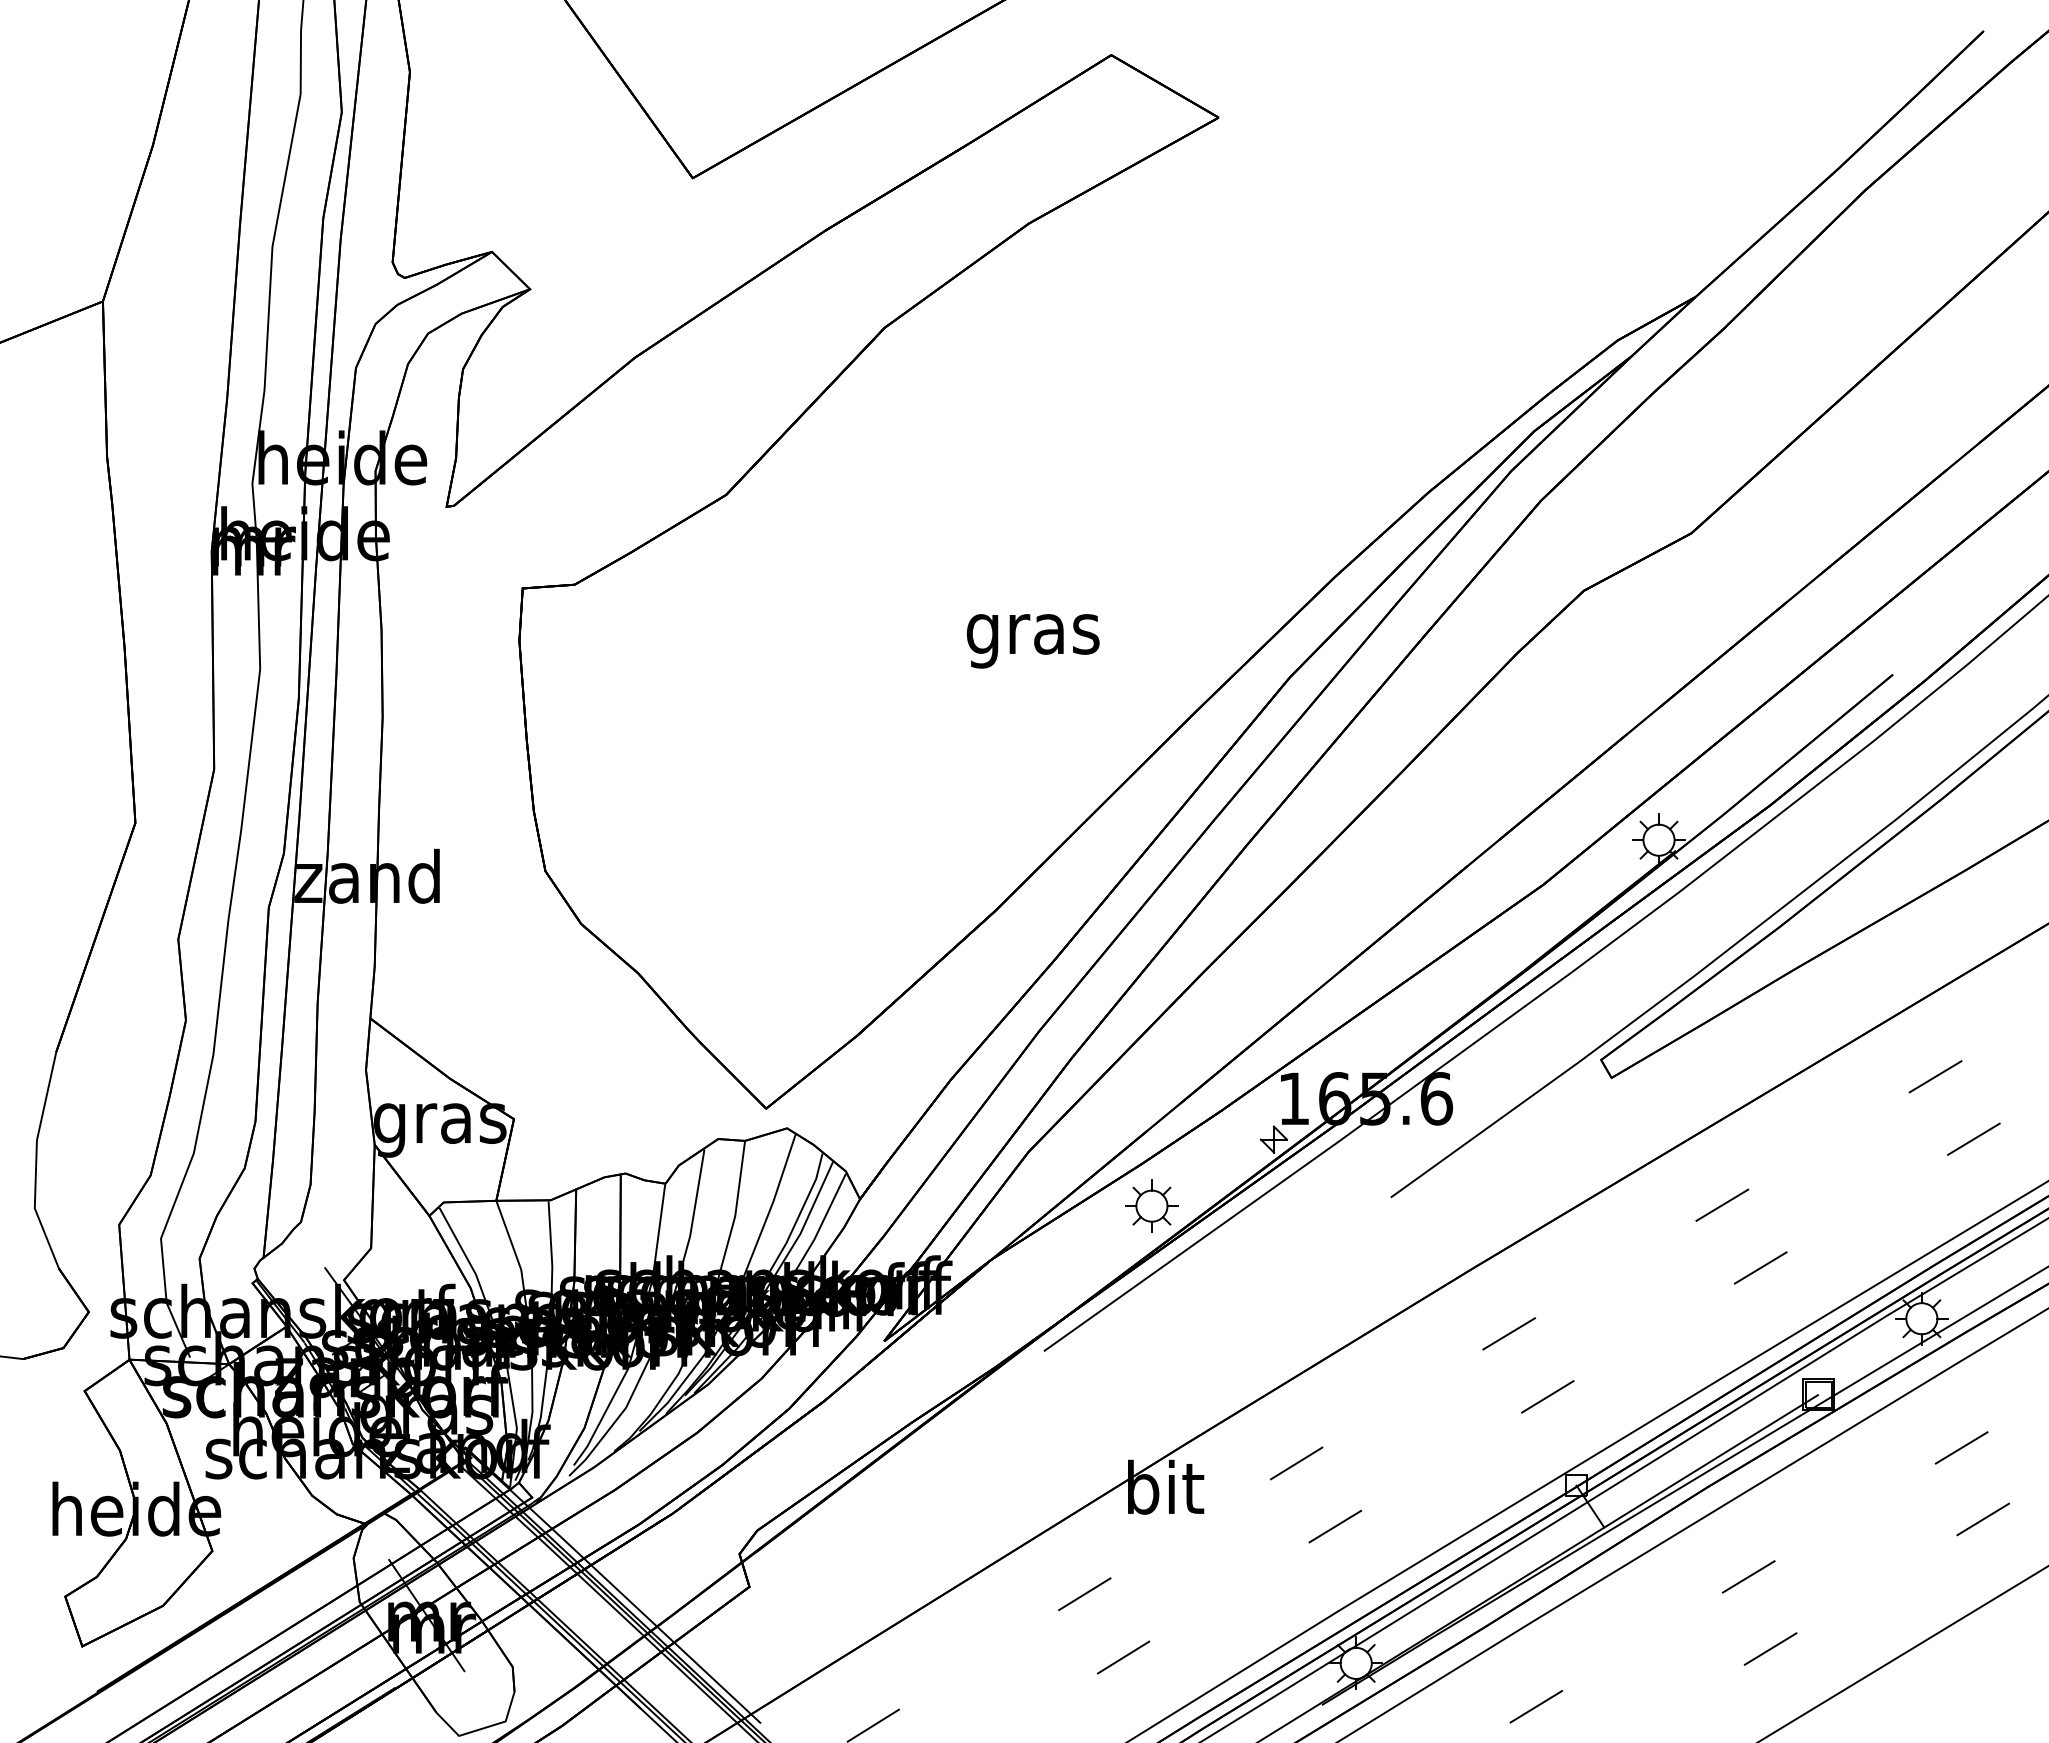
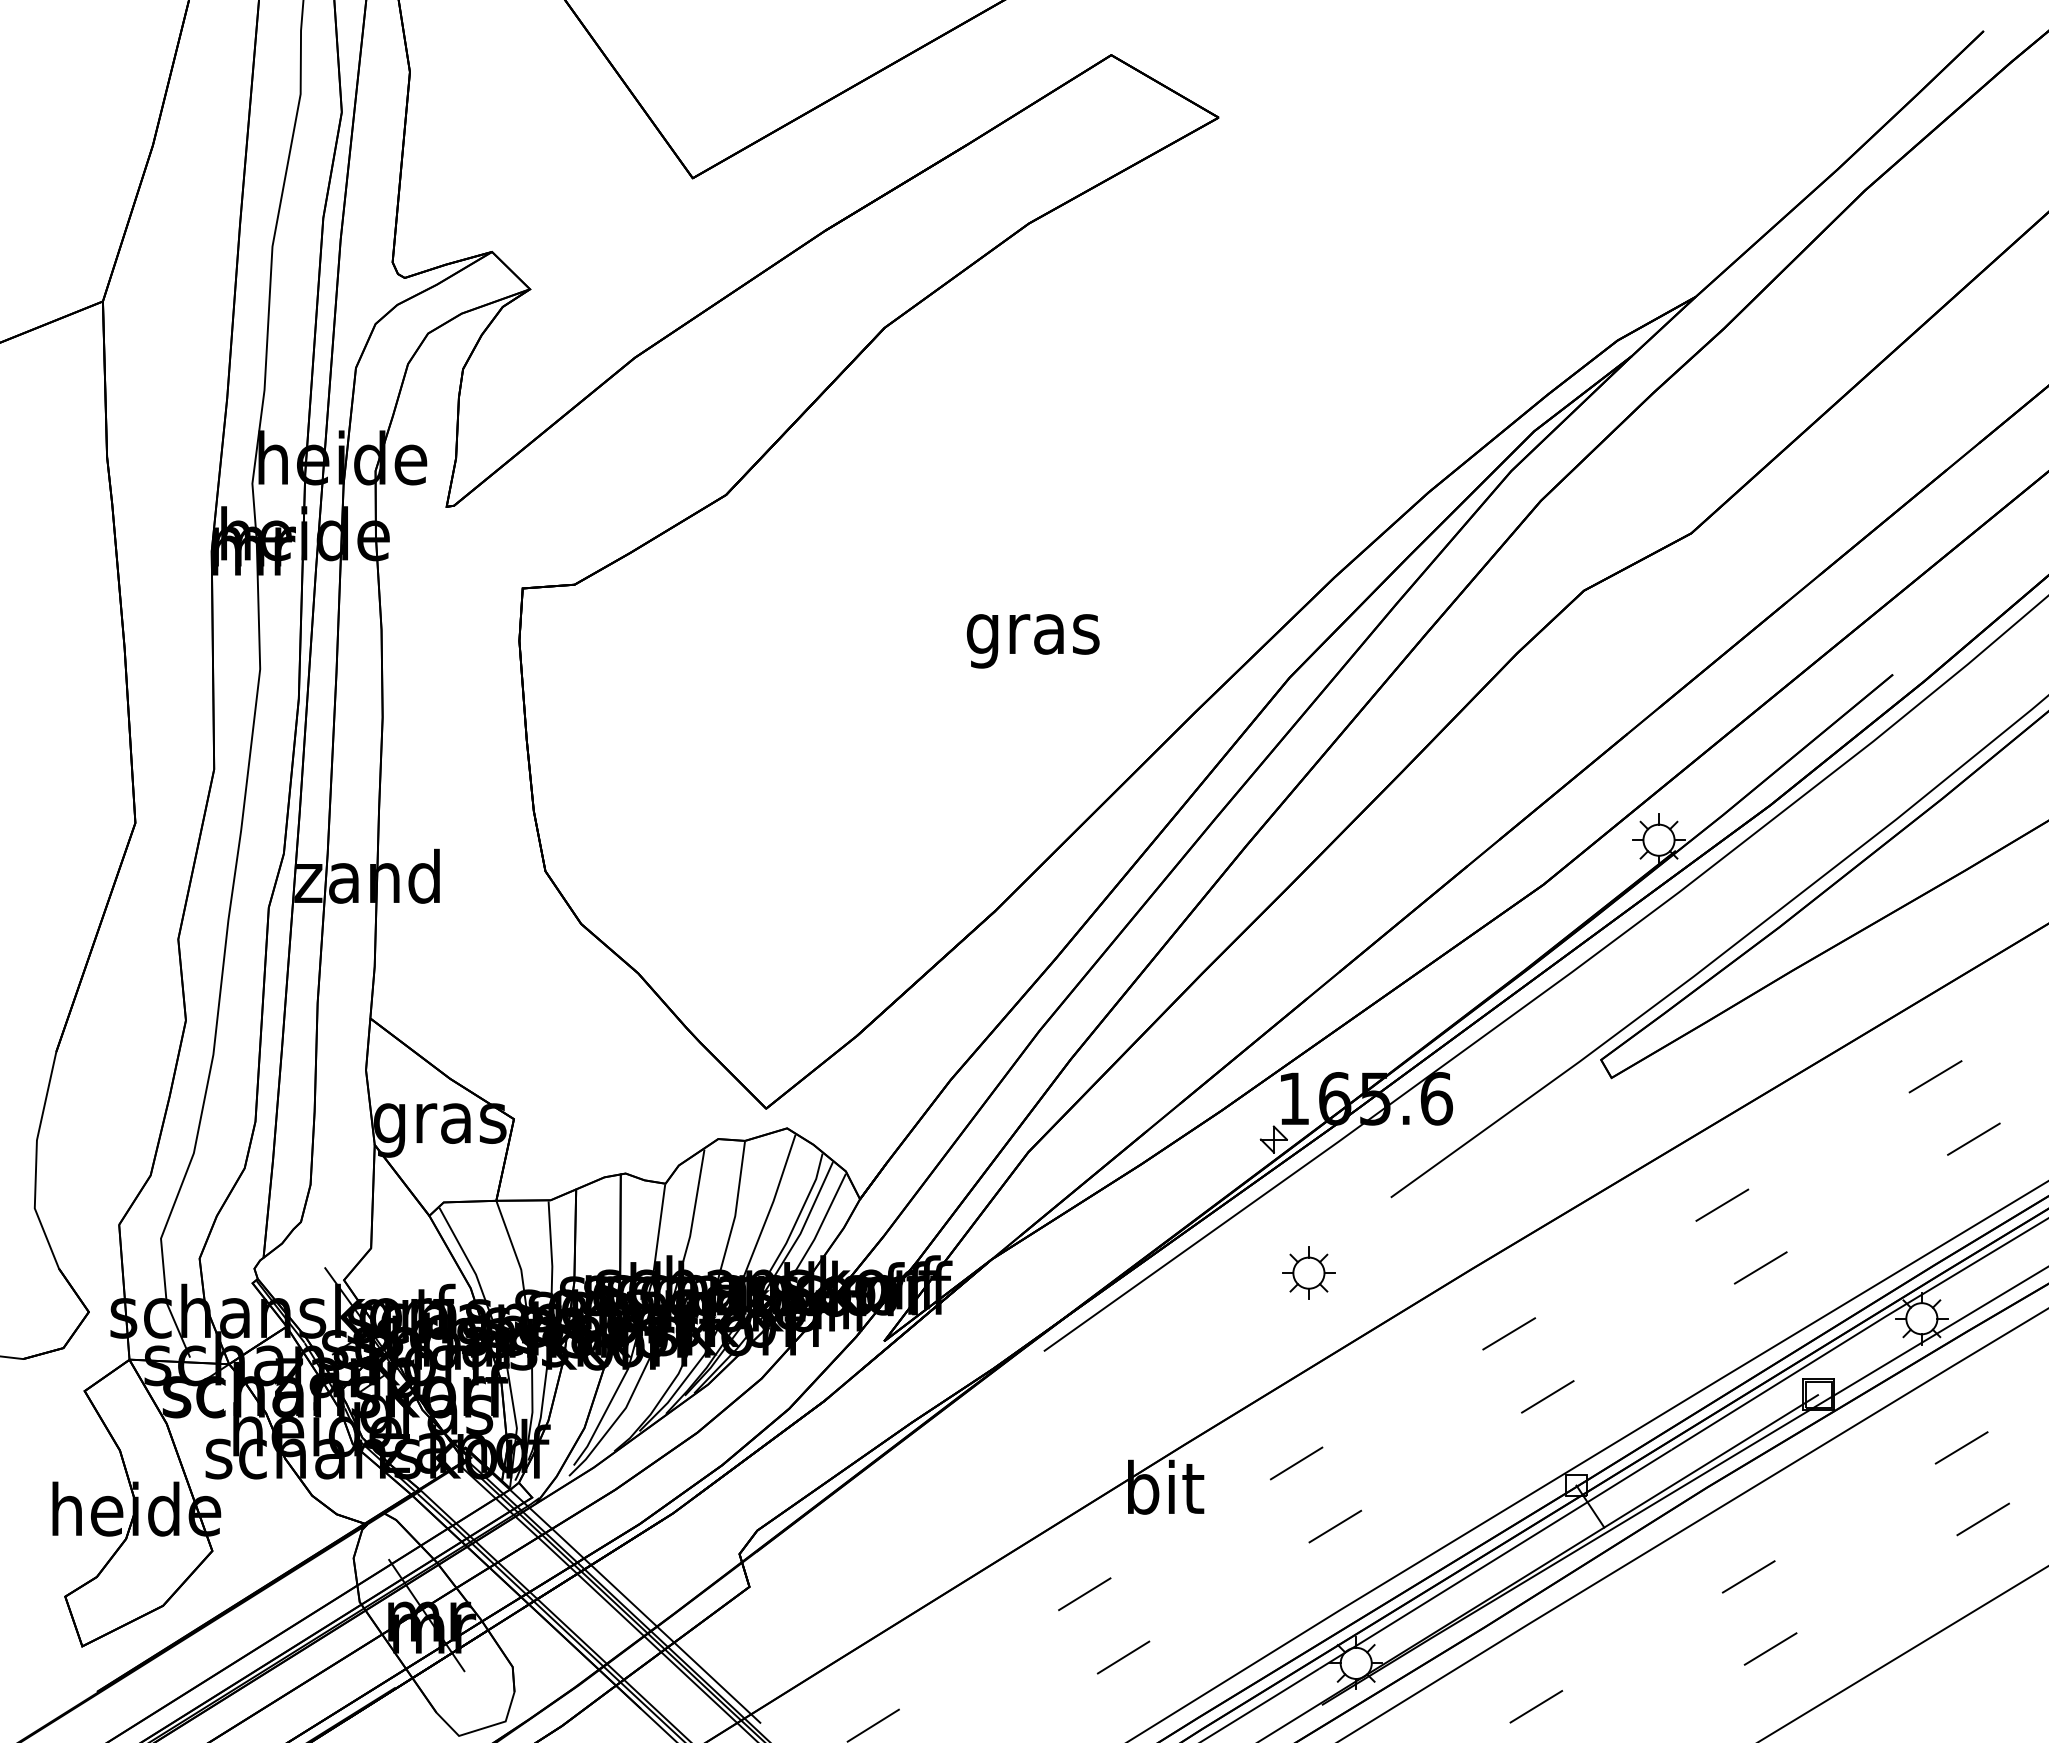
part position: (1151, 1205) -> (1308, 1272) (1308, 1272)
